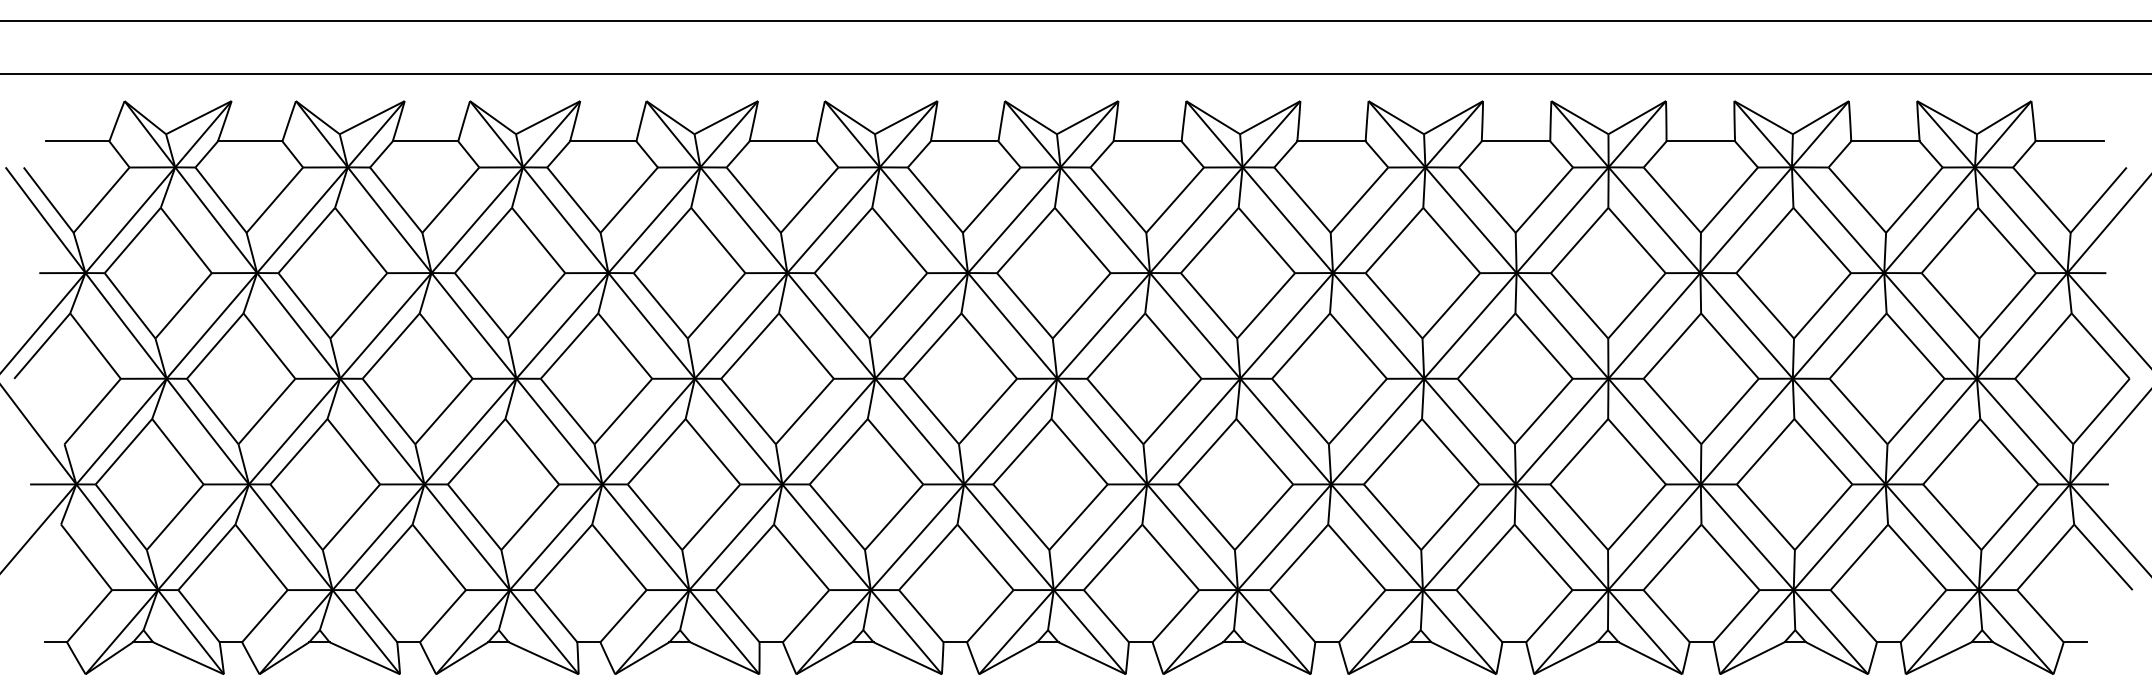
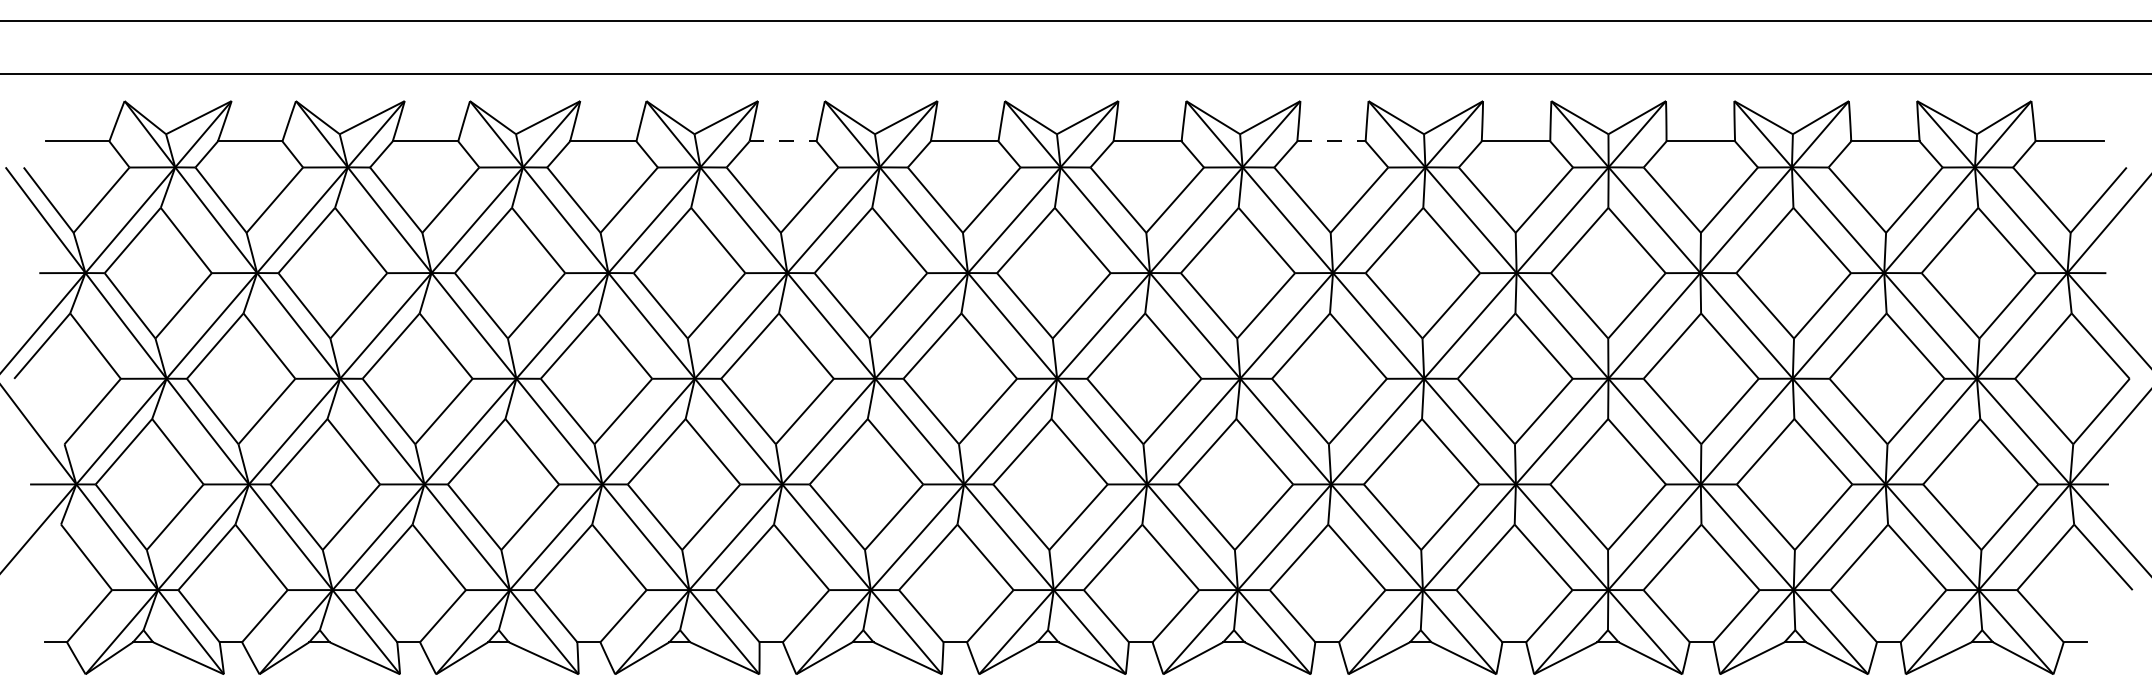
line: solid -> dashed (783, 141)
line: solid -> dashed (1331, 141)
